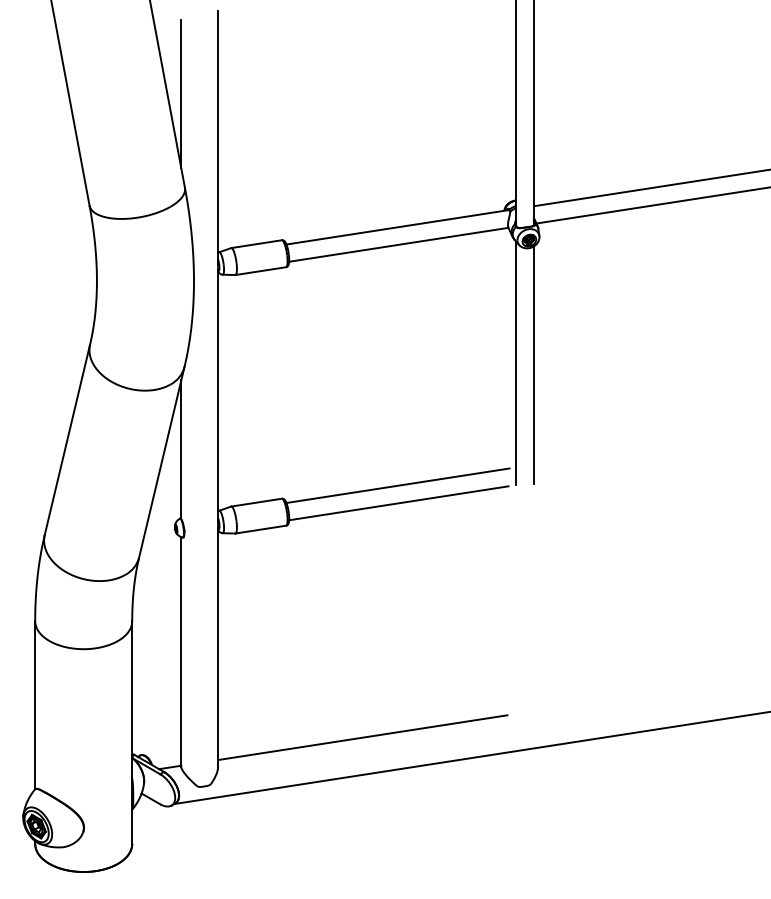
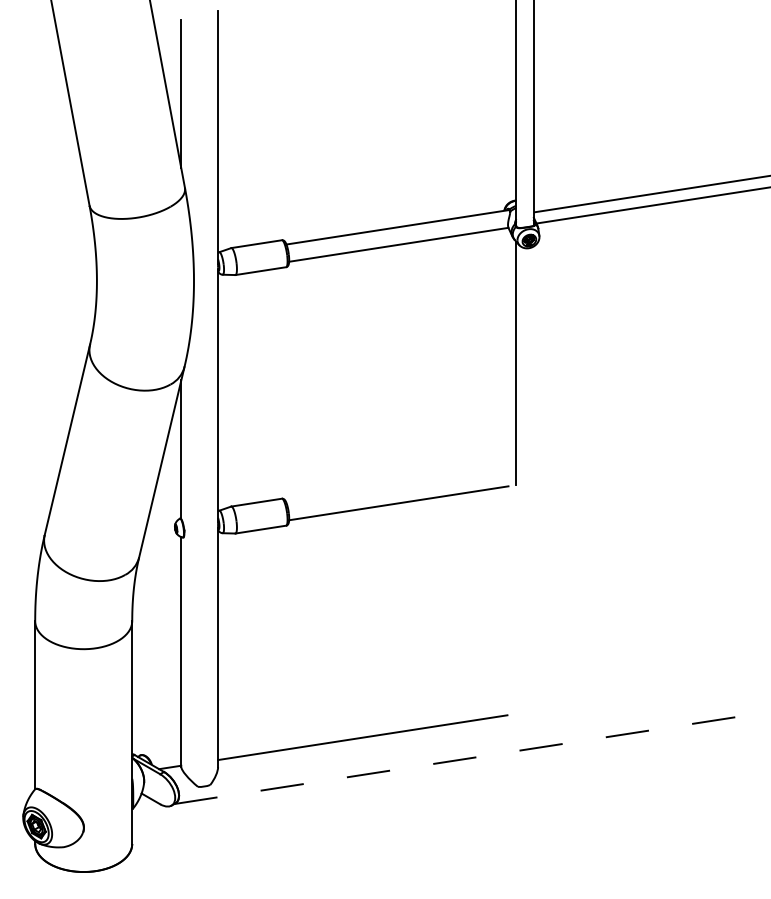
line position: (650, 188) -> (650, 194) (650, 194)
line: present -> none (533, 365)
line: present -> none (397, 485)
line: solid -> dashed (472, 757)
